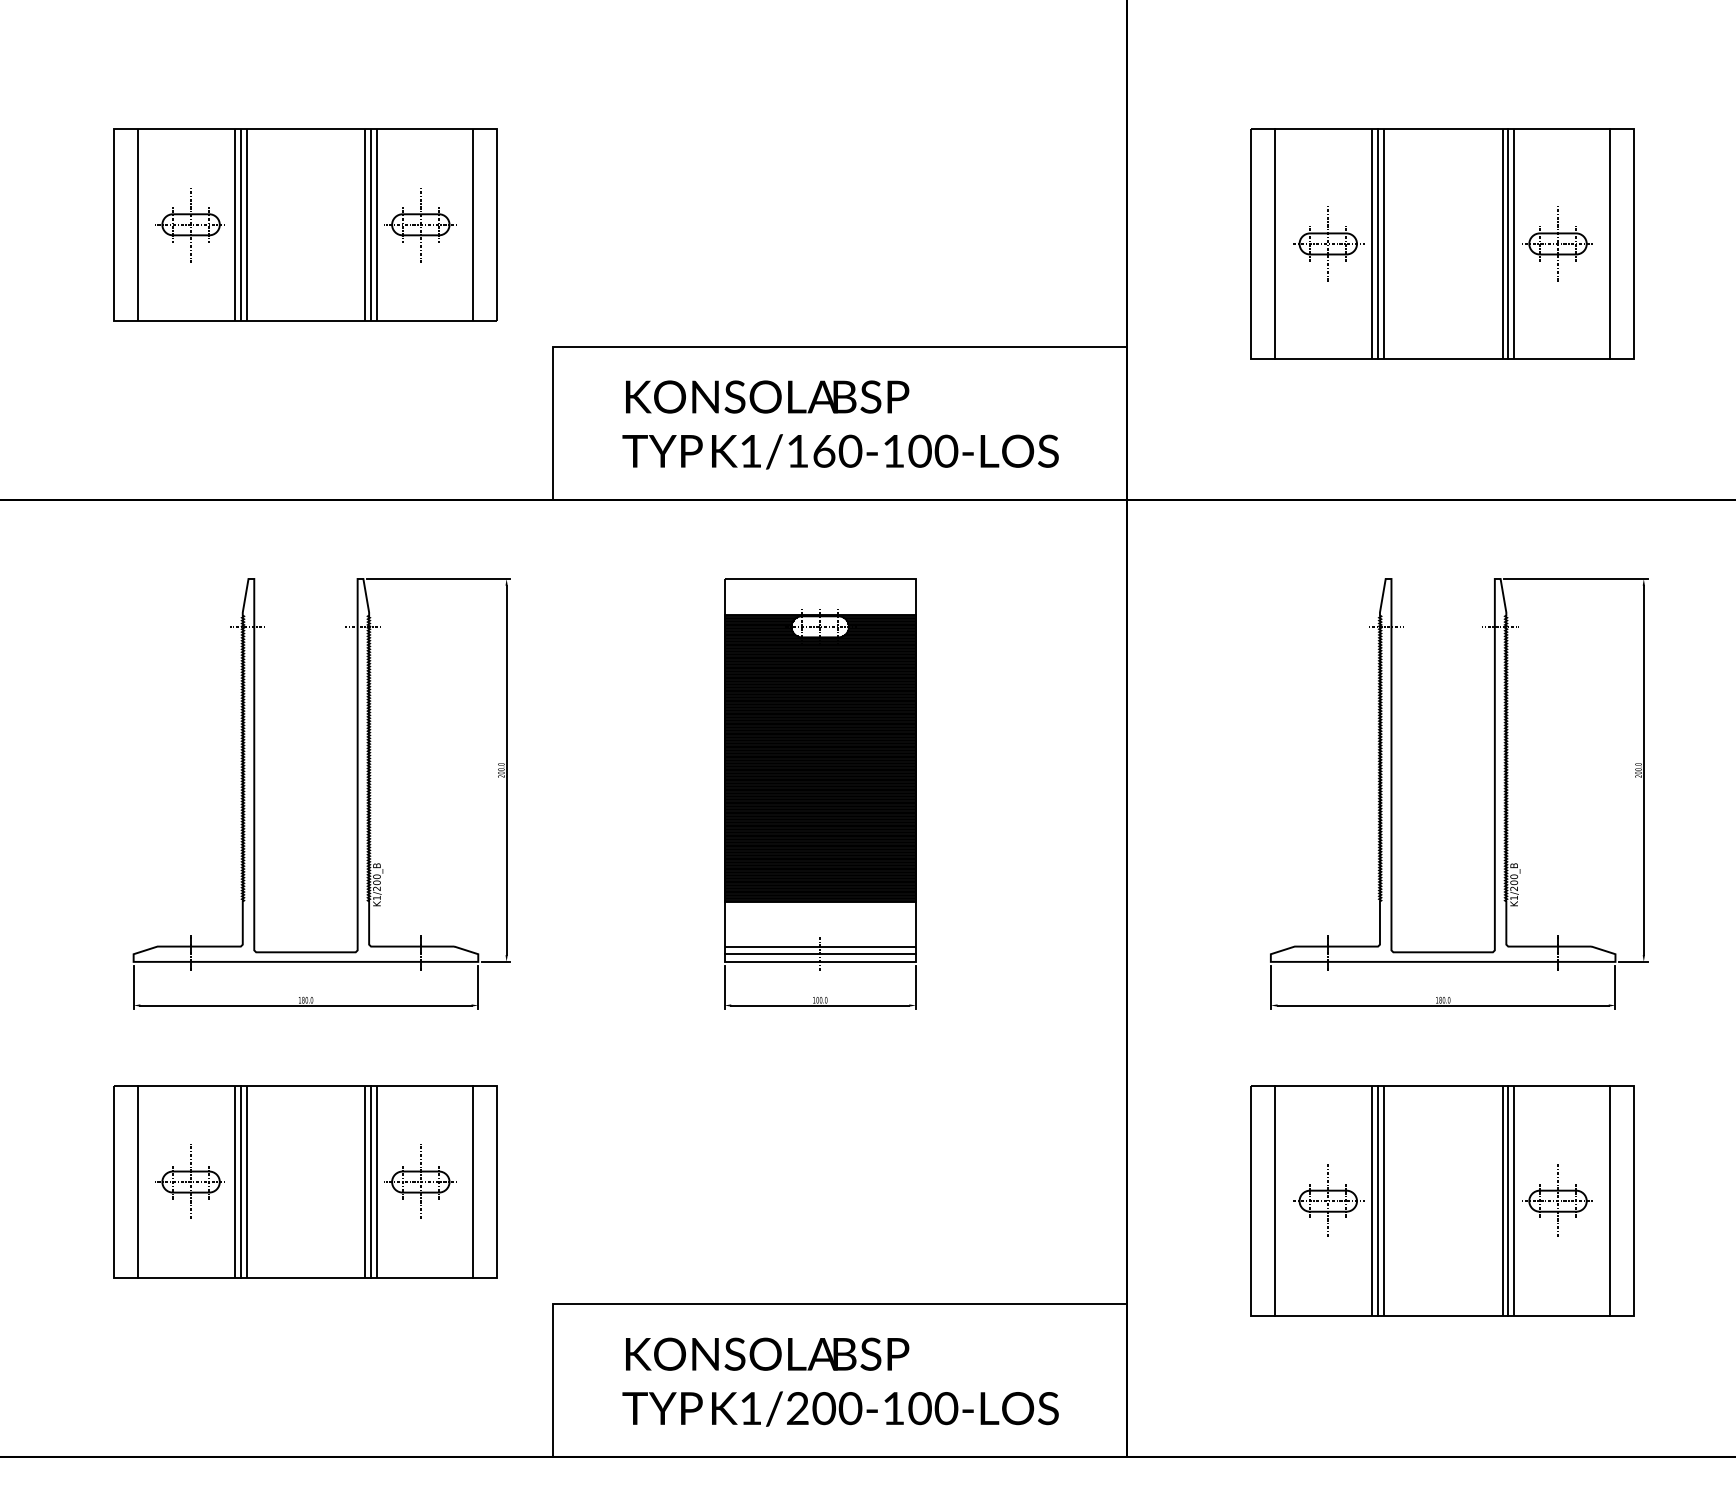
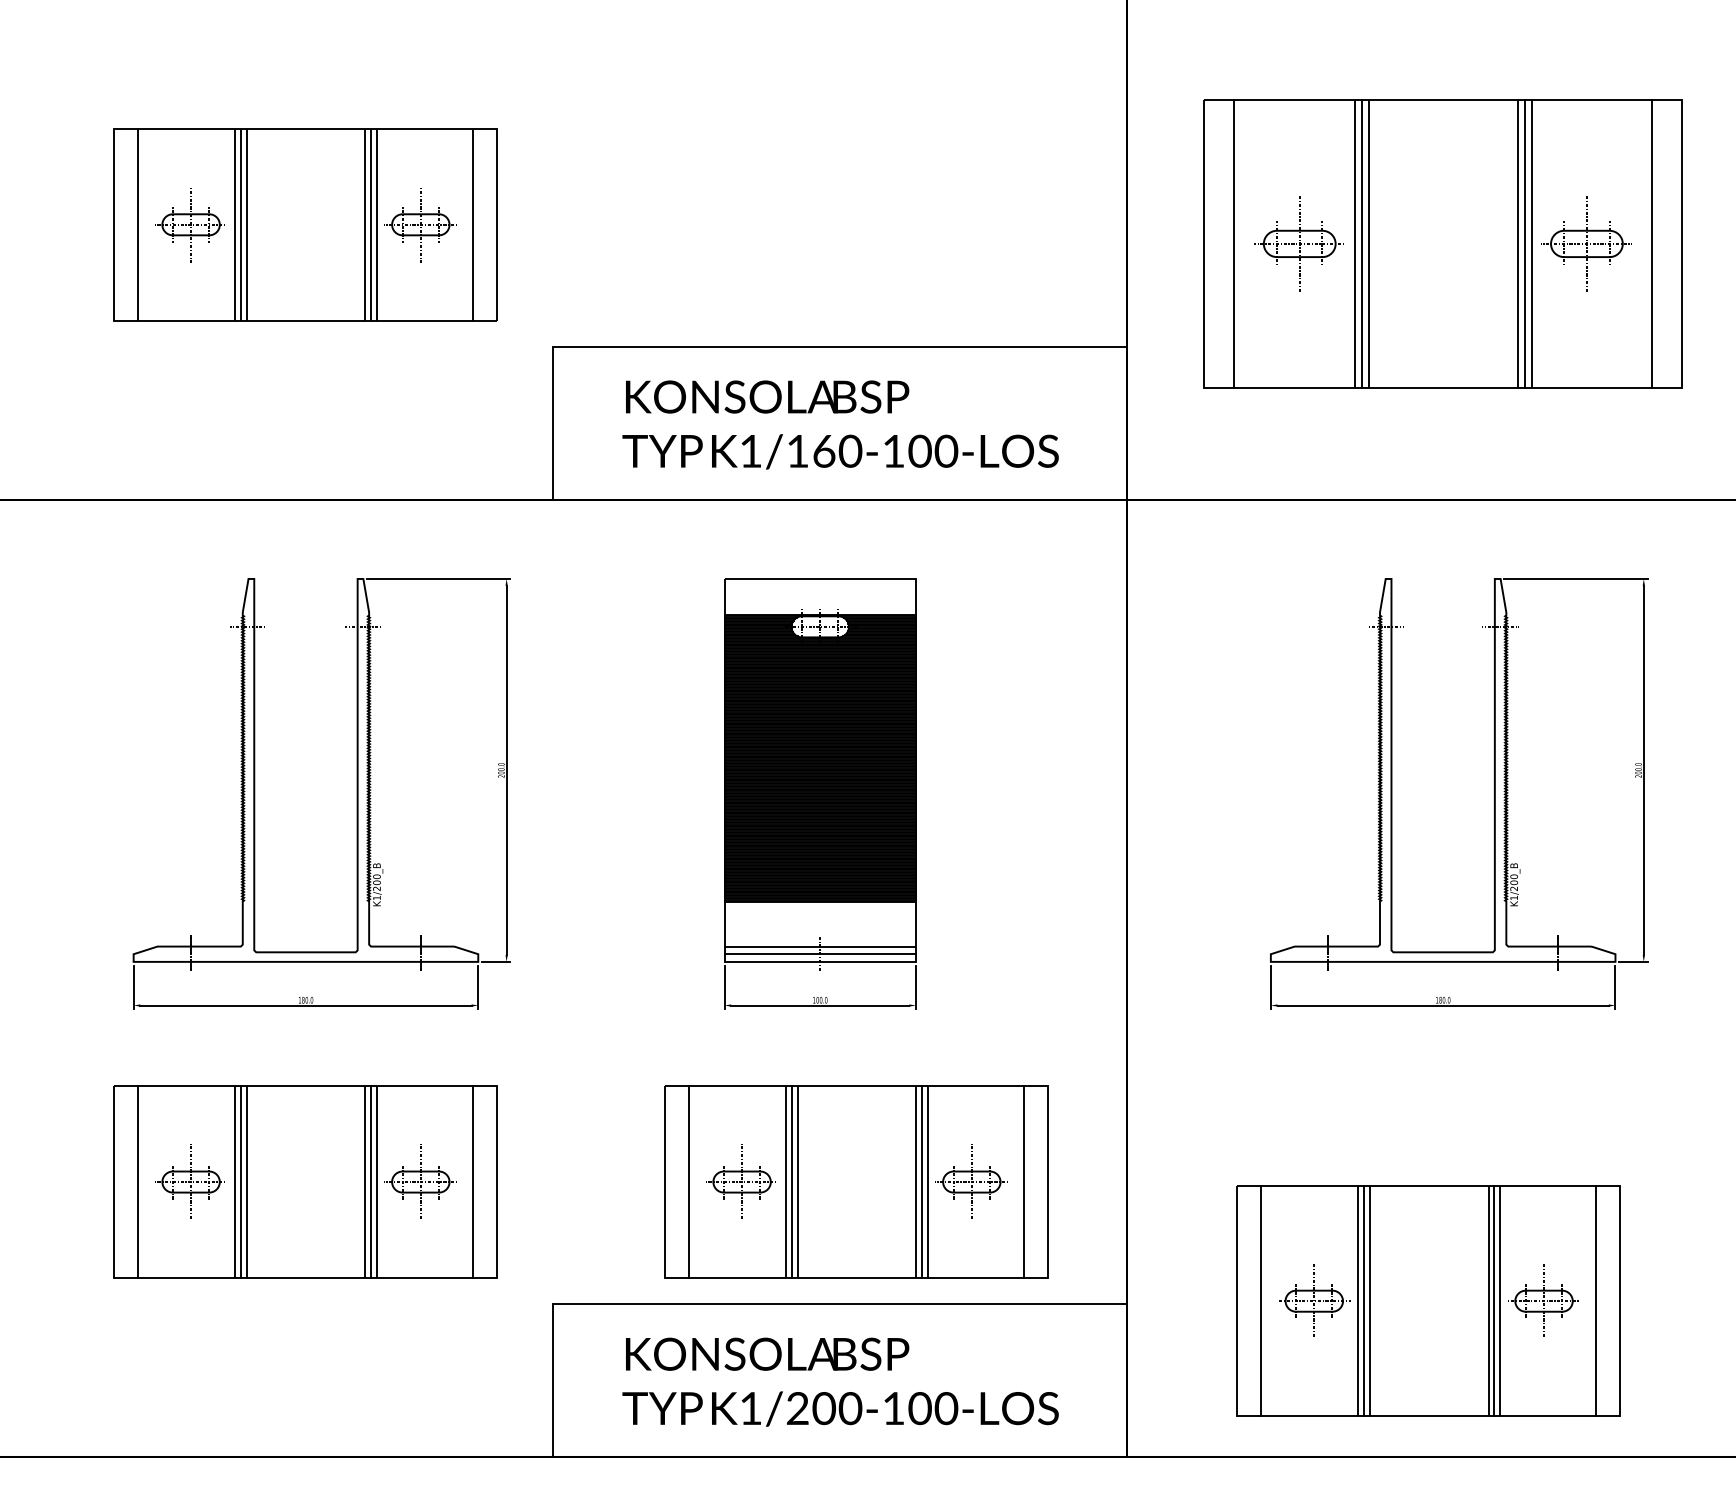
part size: 385x232 px -> 480x290 px (1442, 243)
part: none -> present (856, 1181)
part position: (1442, 1200) -> (1428, 1300) (1428, 1300)
